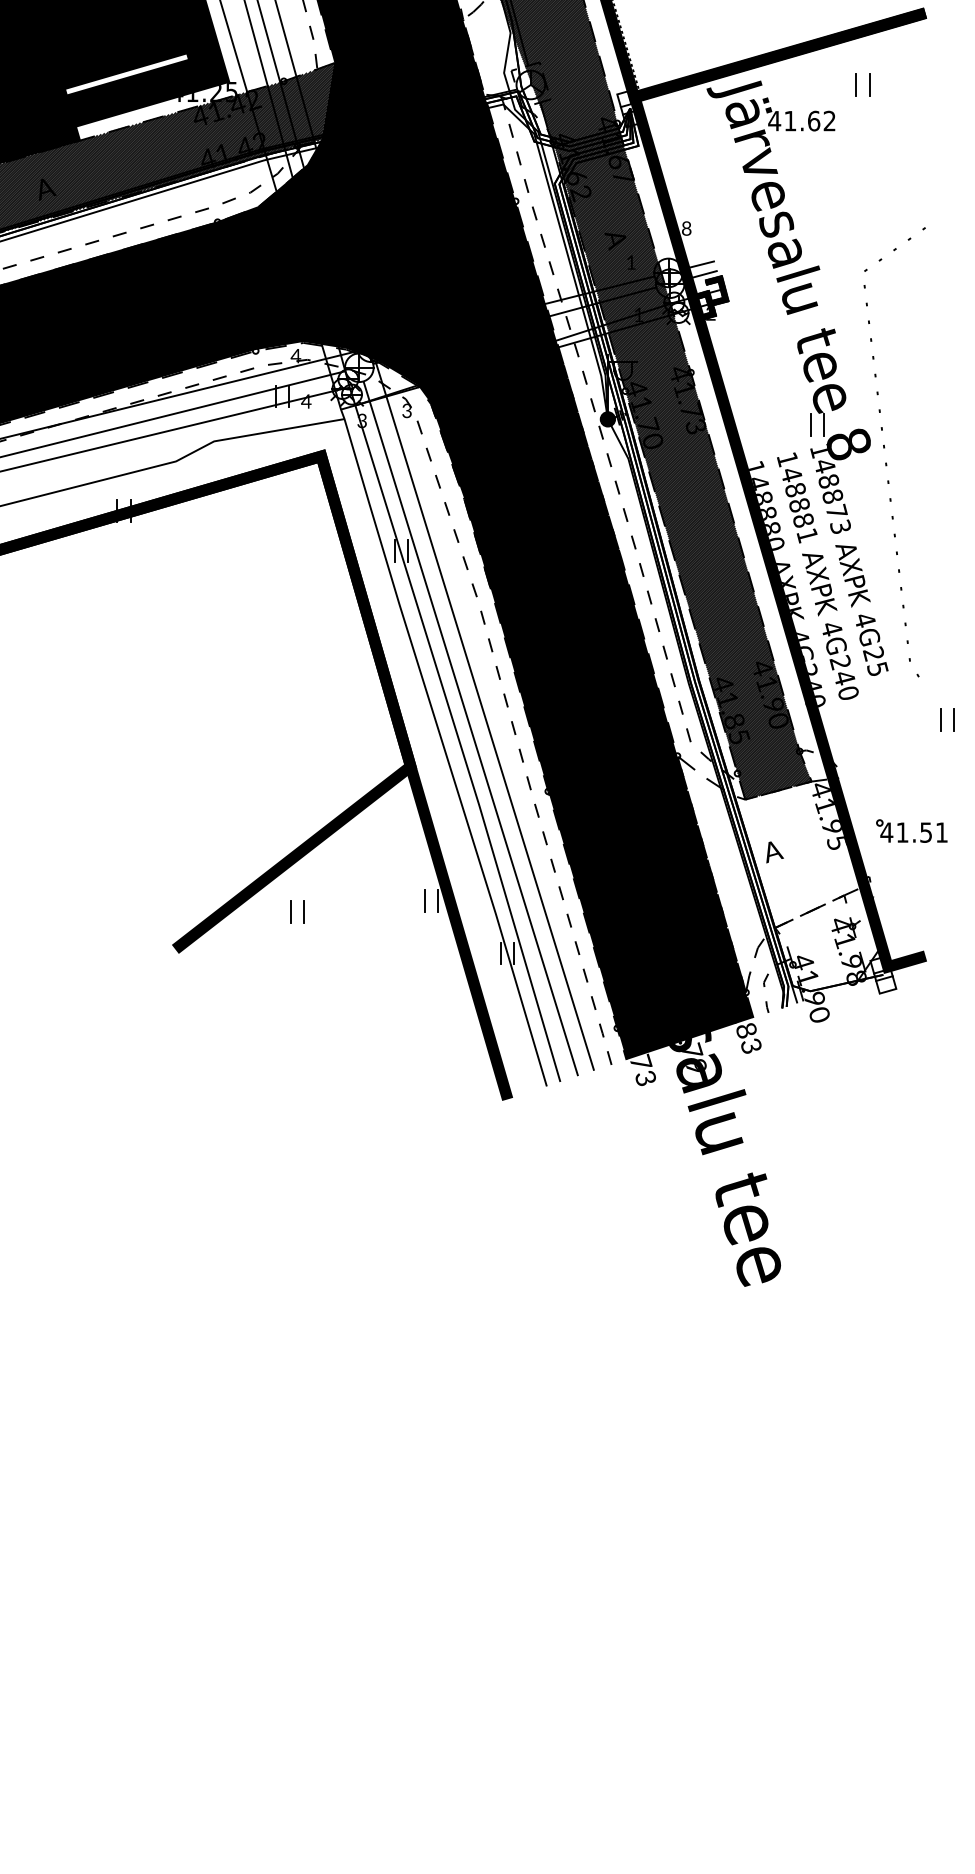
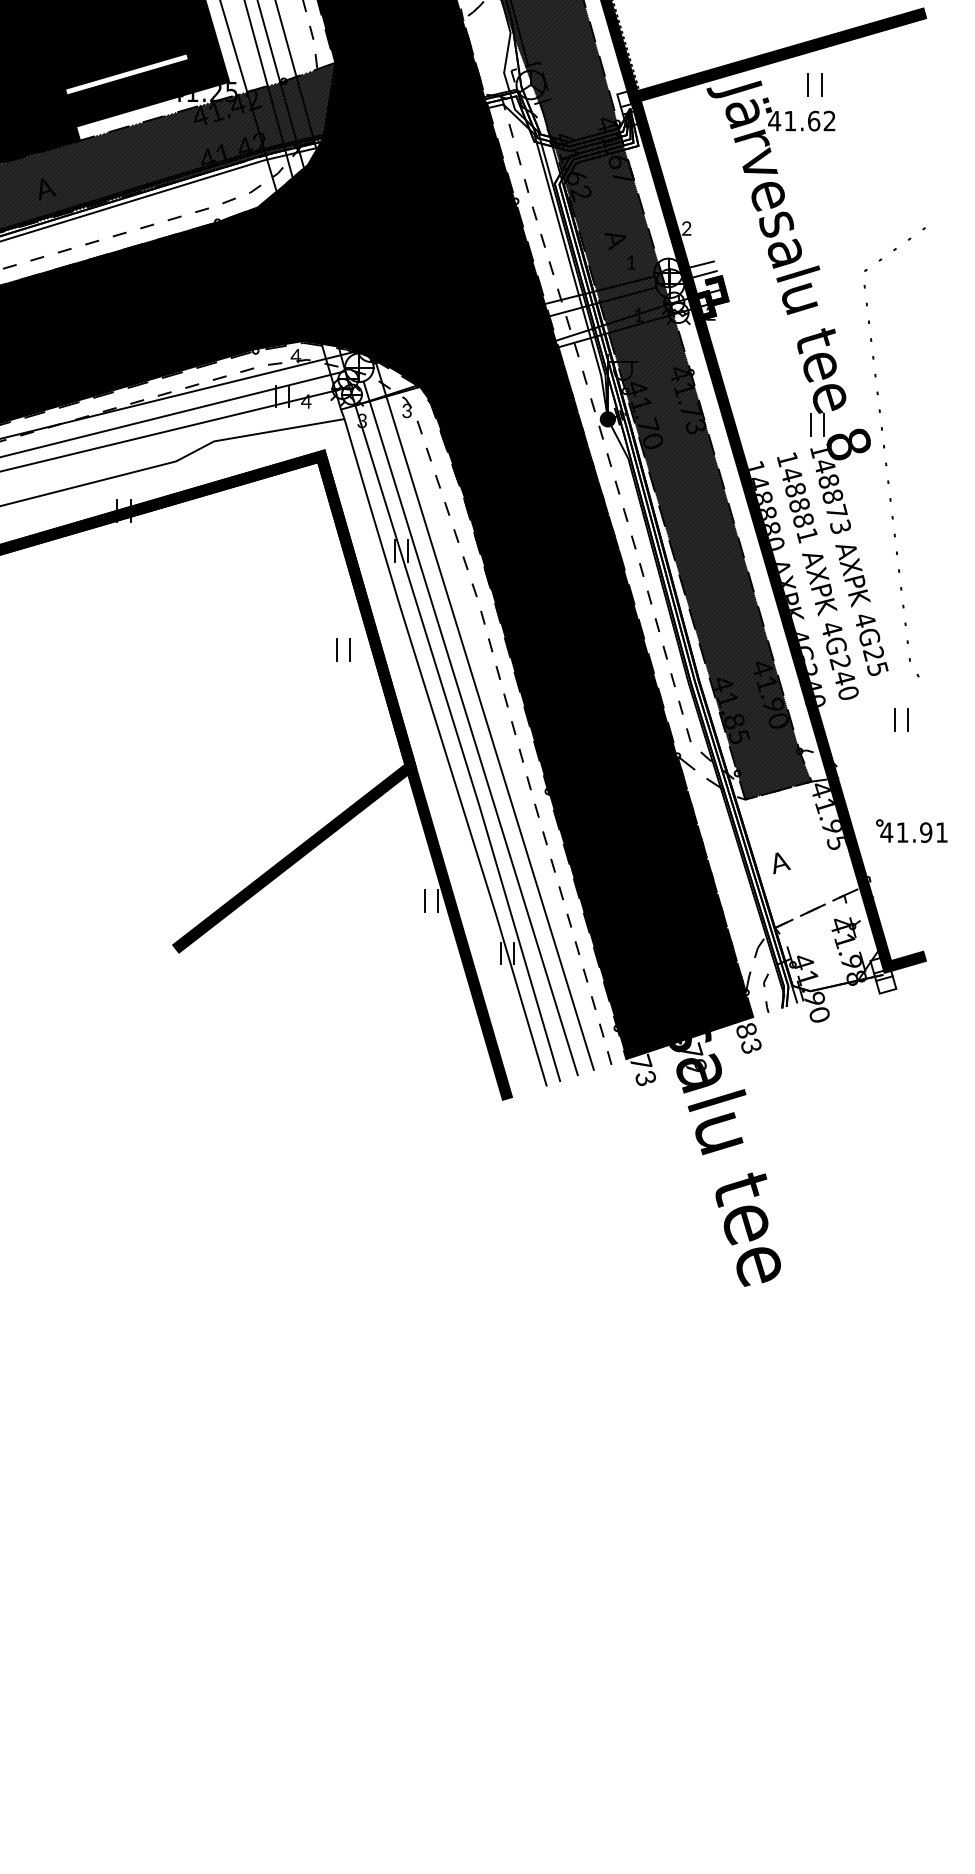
part position: (862, 84) -> (814, 84) (814, 84)
text: 8 -> 2 (686, 228)
part position: (947, 719) -> (901, 719) (901, 719)
text: 41.51 -> 41.91 (926, 832)
text position: (774, 852) -> (781, 863) (781, 863)
part position: (297, 911) -> (343, 649) (343, 649)
